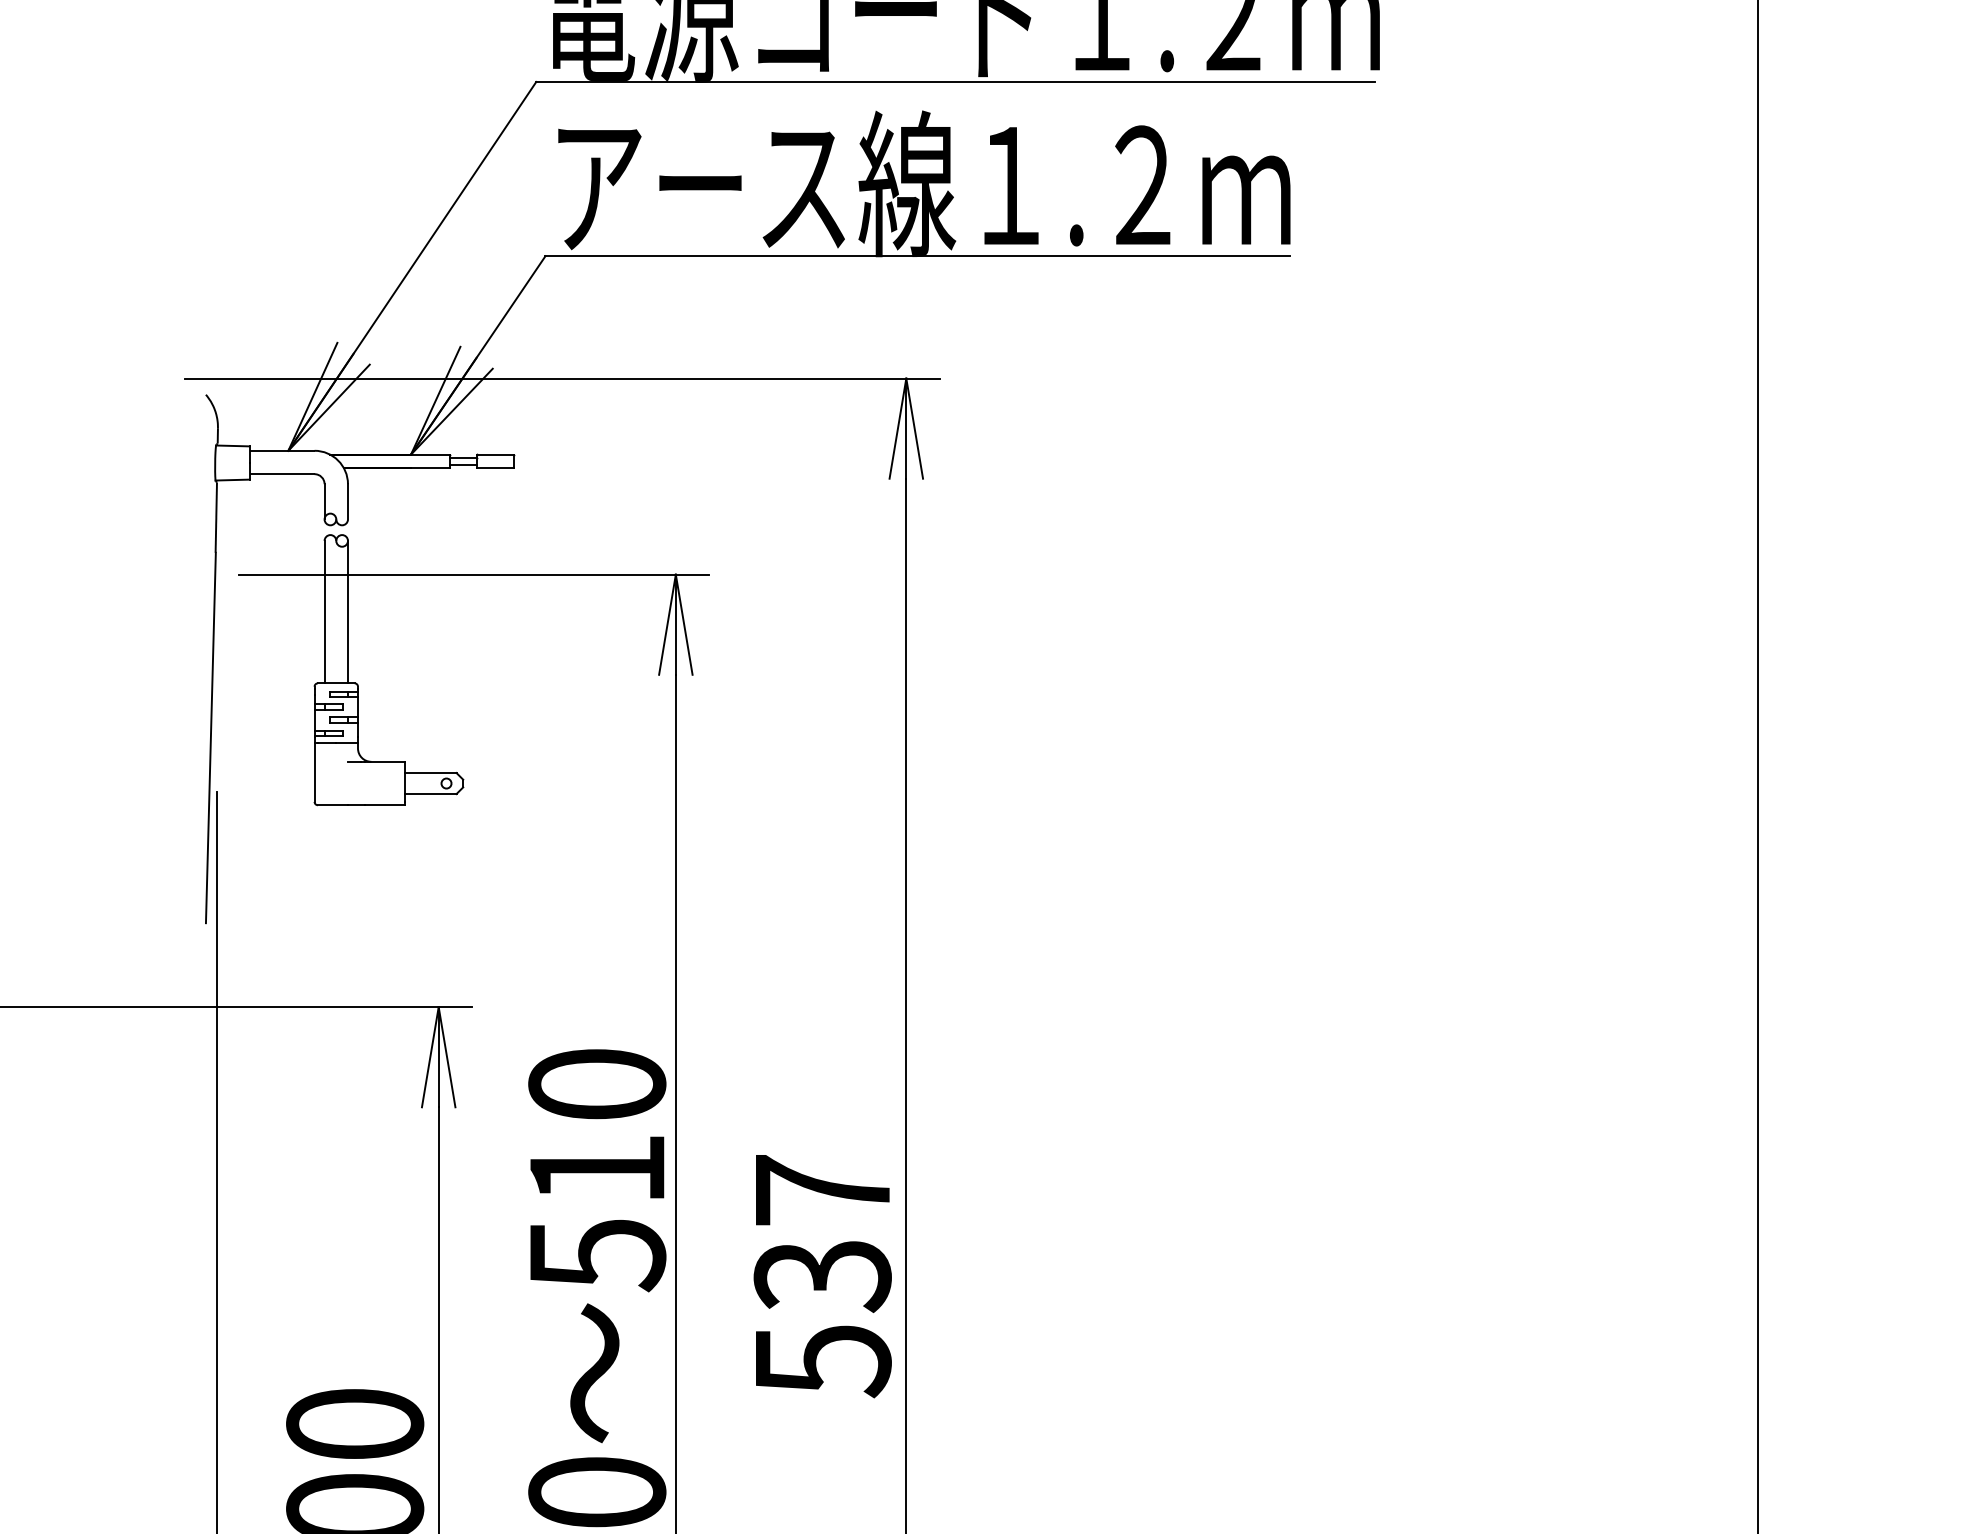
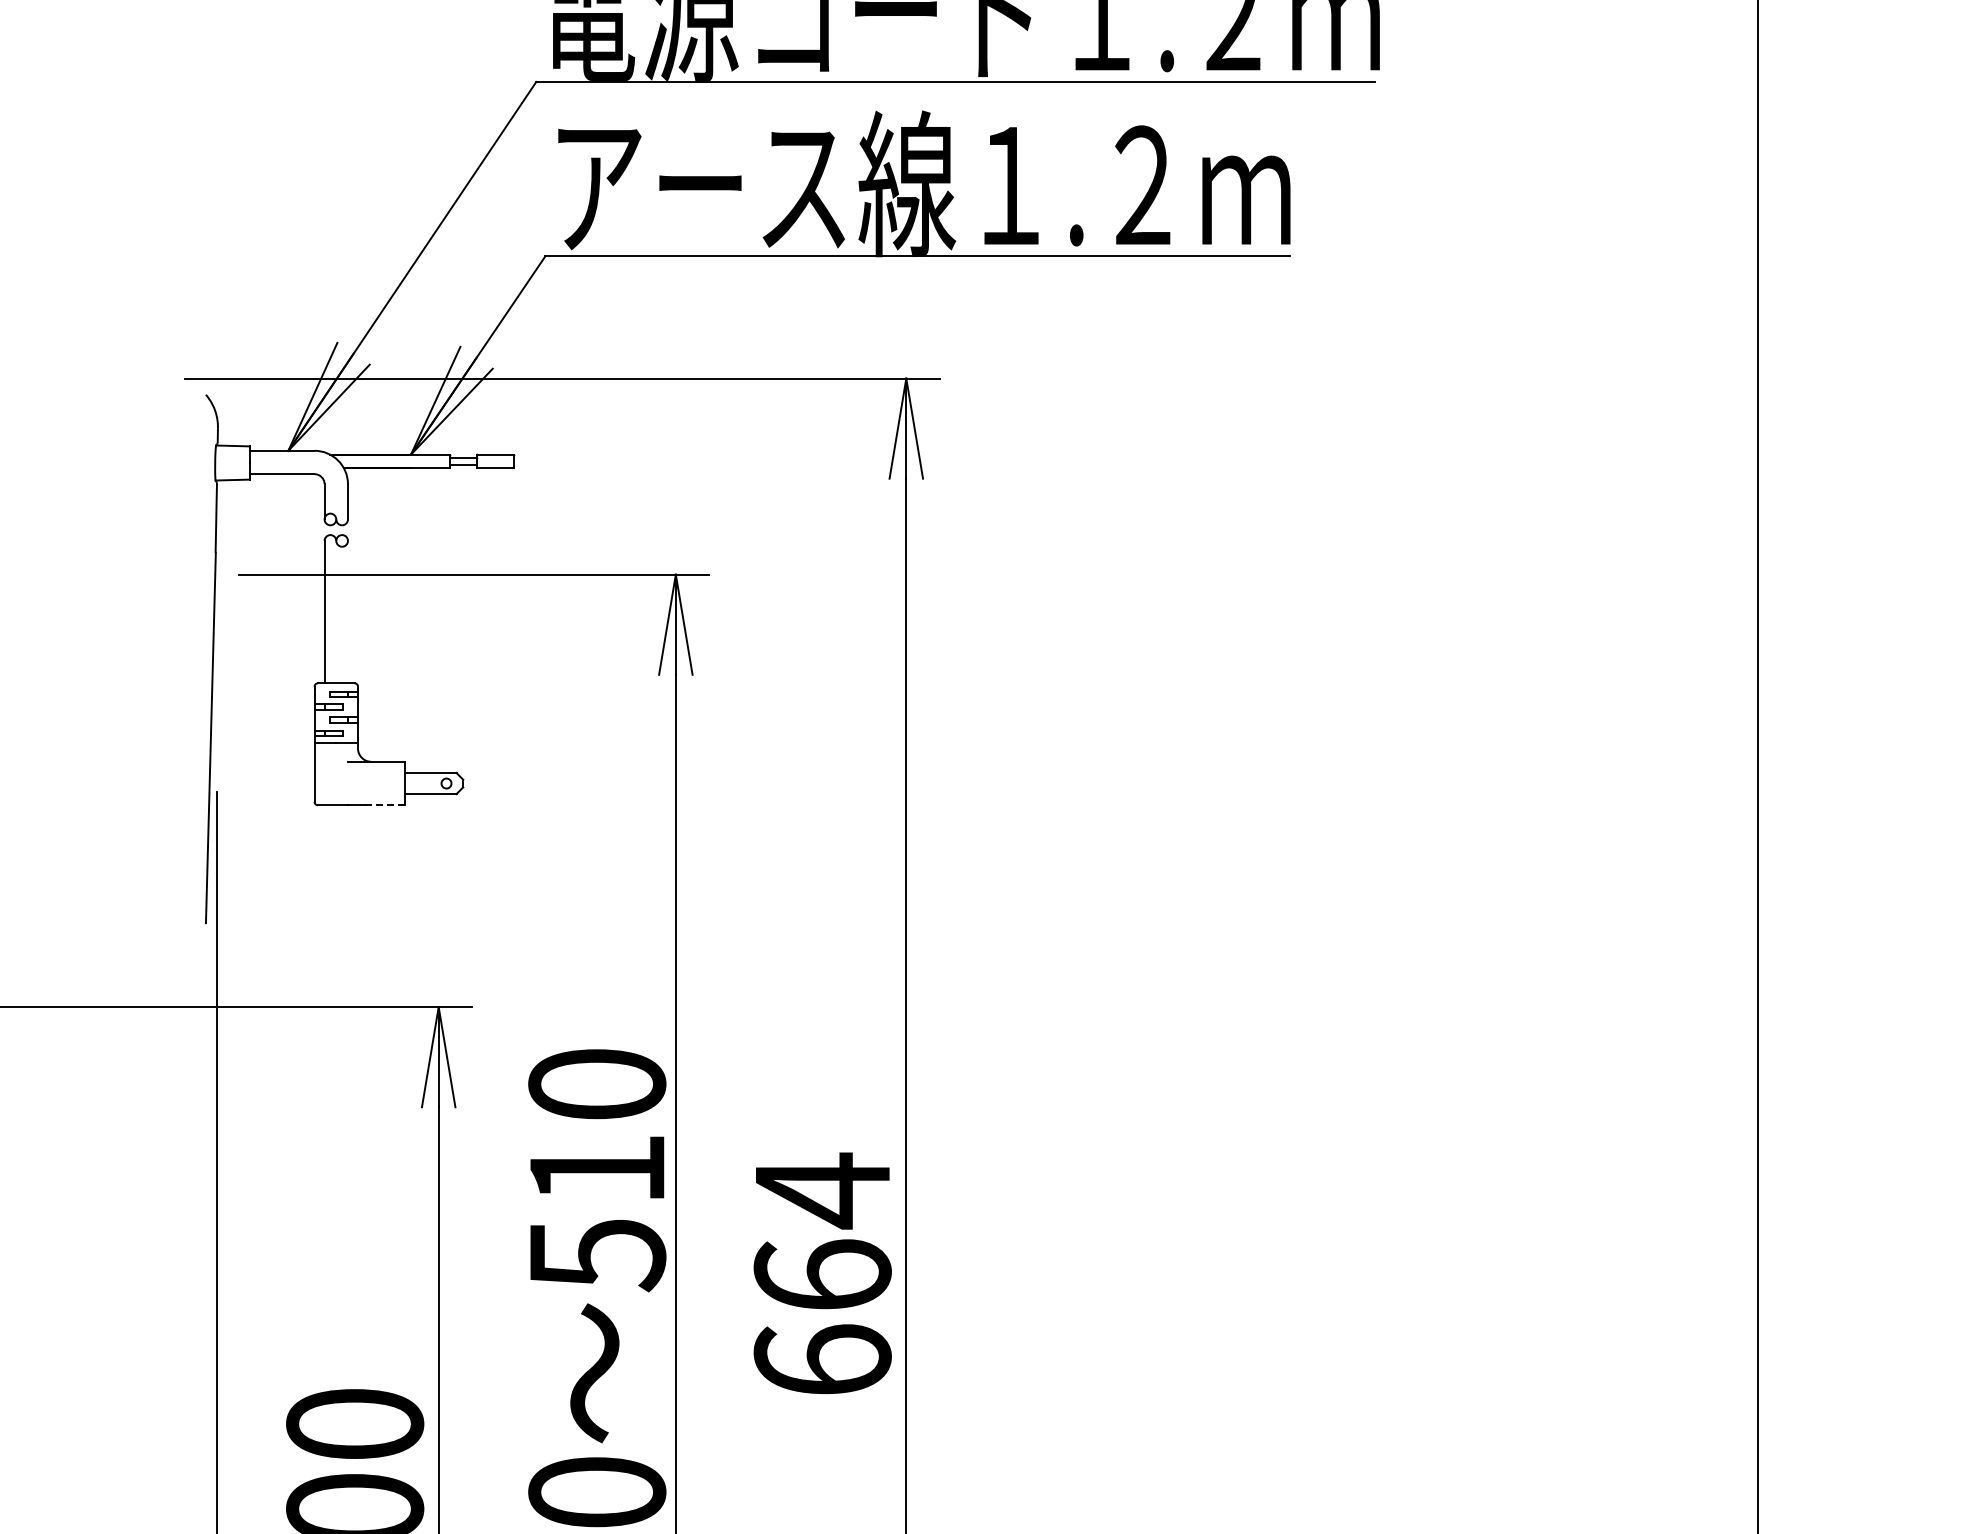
line: present -> none (347, 611)
line: solid -> dashed (384, 805)
text: 537 -> 664 (822, 1275)
